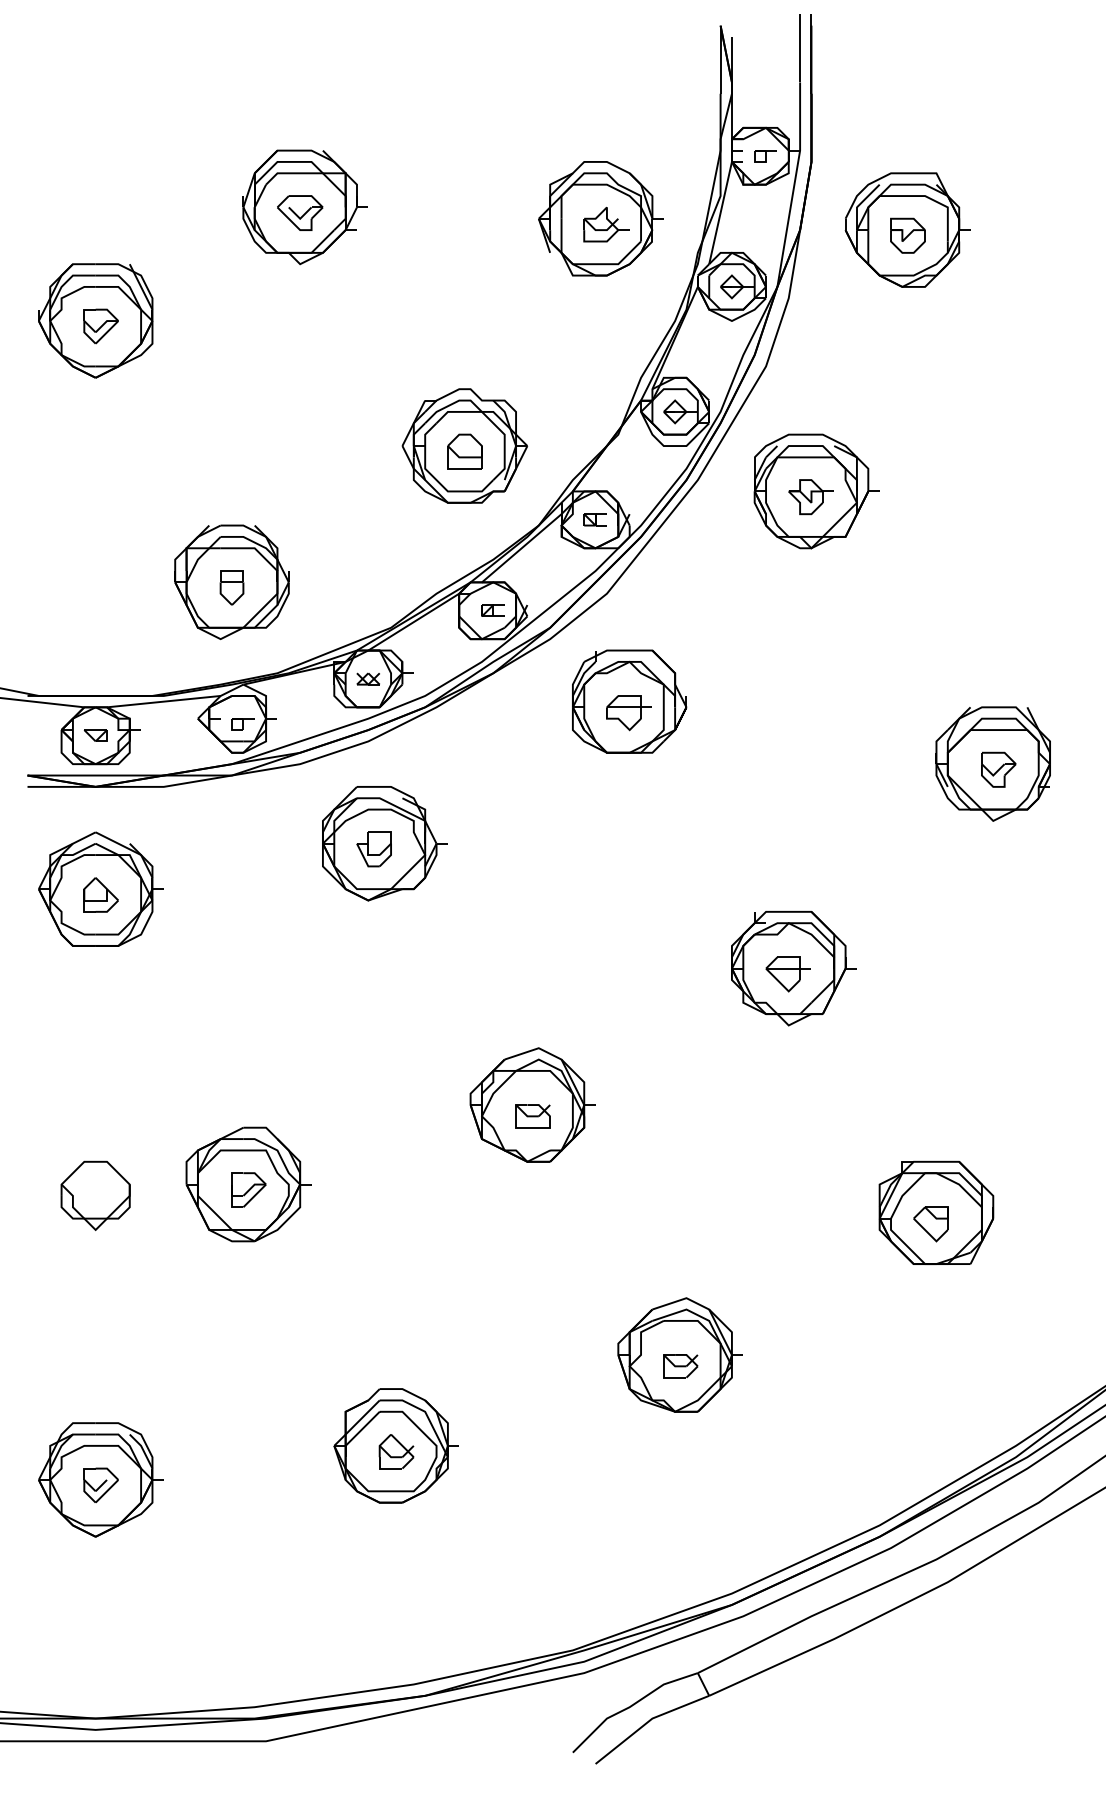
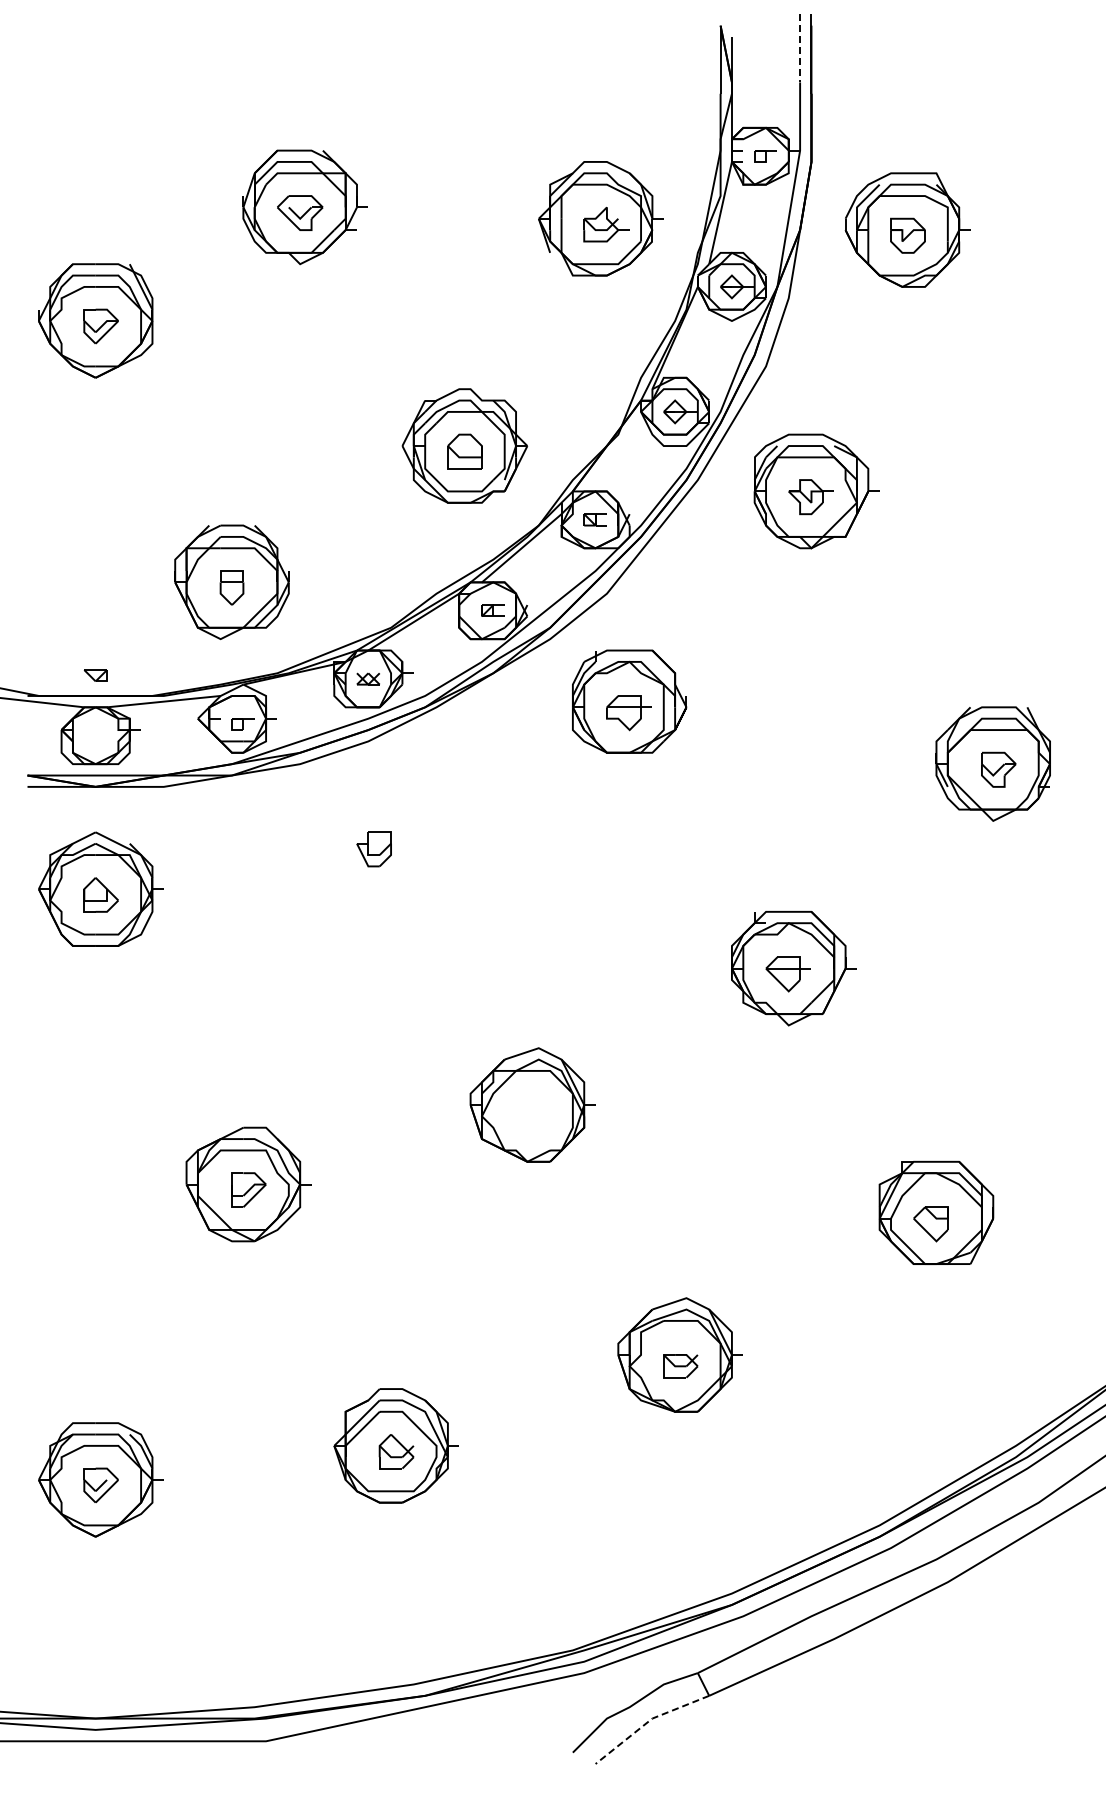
line: solid -> dashed (800, 48)
part position: (95, 735) -> (95, 675) (95, 675)
part: present -> none (384, 843)
part: present -> none (532, 1116)
part: present -> none (95, 1195)
line: solid -> dashed (648, 1721)
